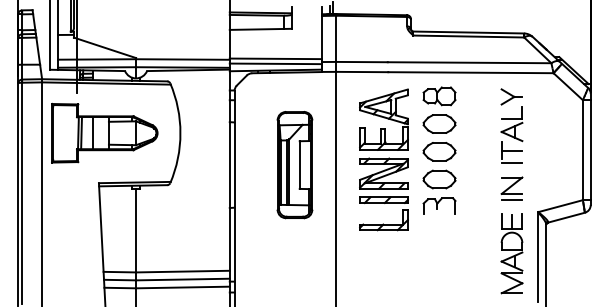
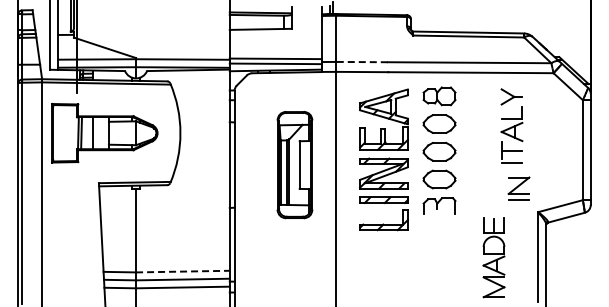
line: solid -> dashed (362, 62)
part position: (511, 188) -> (518, 188) (518, 188)
part position: (511, 253) -> (493, 257) (493, 257)
line: solid -> dashed (182, 271)
